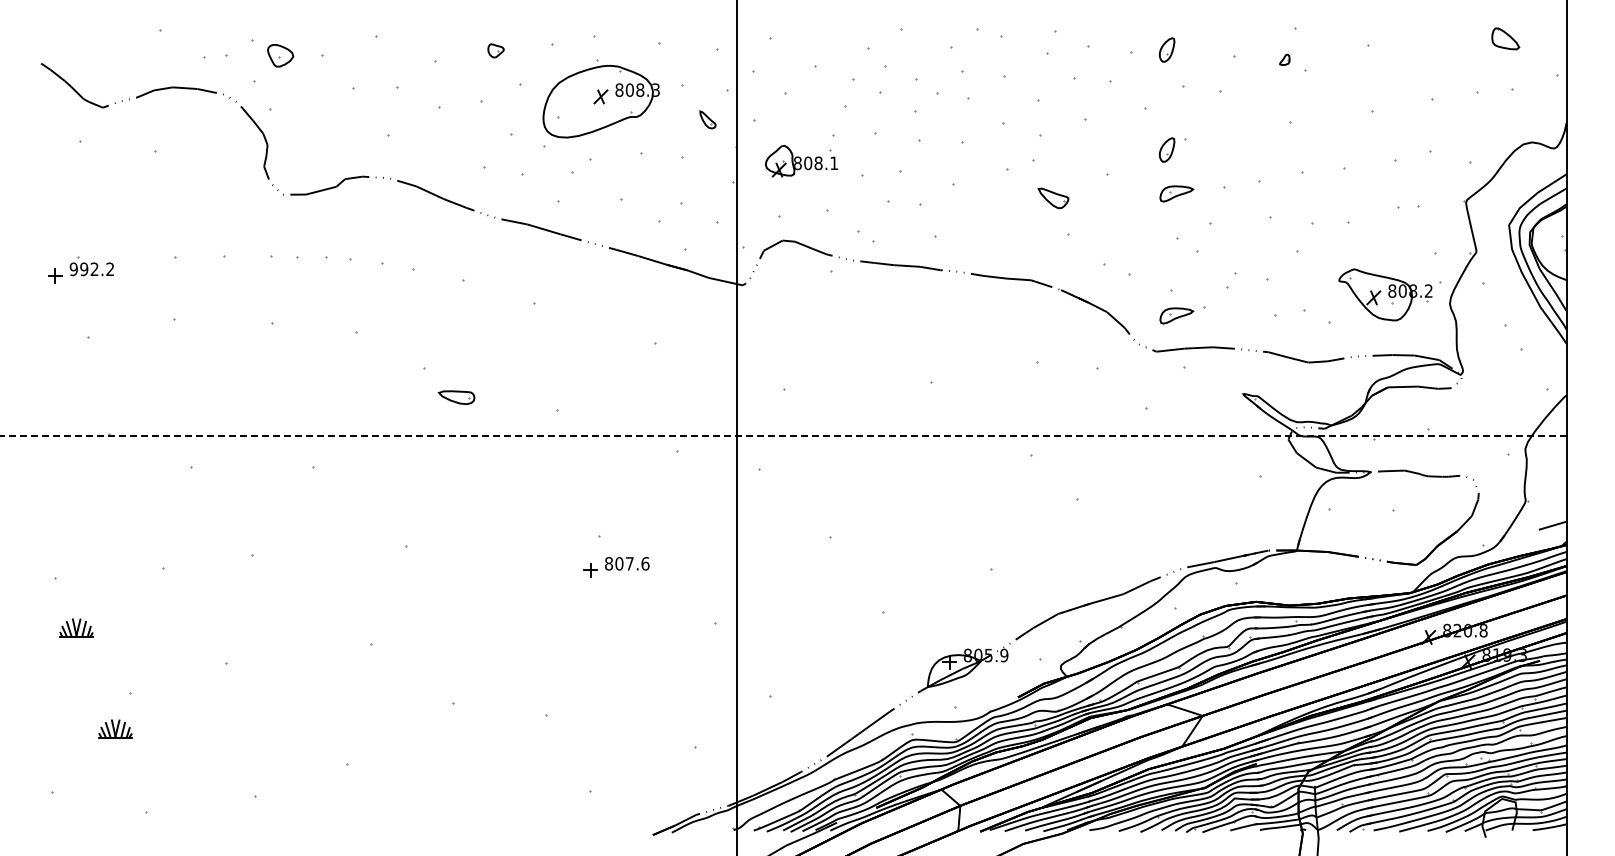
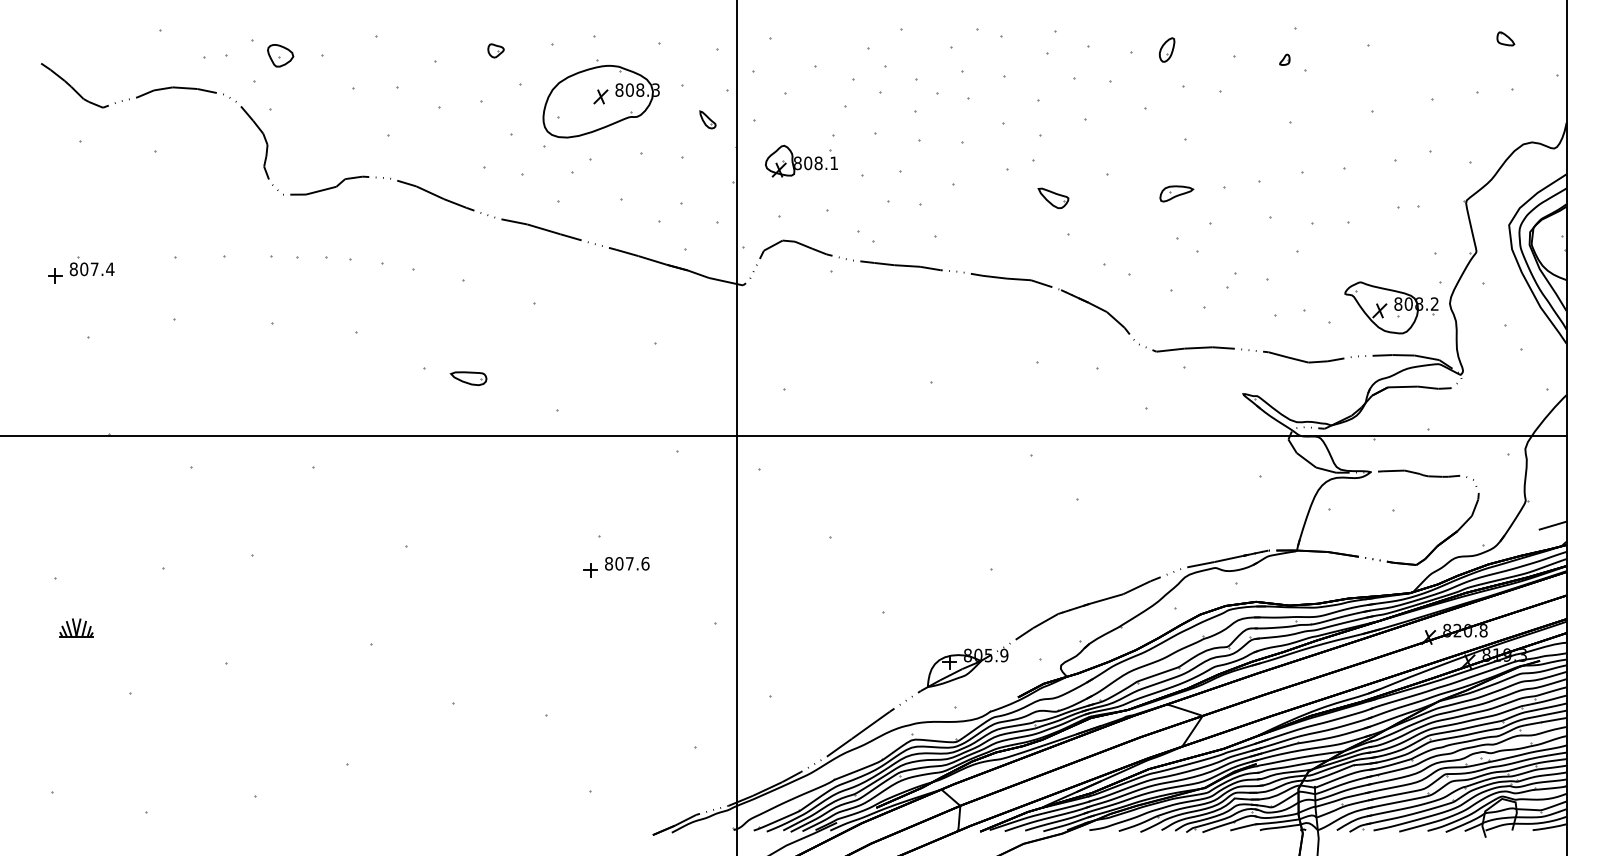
part size: 30x24 px -> 20x16 px (1505, 38)
part: present -> none (1166, 149)
text: 992.2 -> 807.4 (91, 269)
part position: (1385, 294) -> (1391, 307) (1391, 307)
part: present -> none (1176, 315)
part position: (456, 397) -> (468, 378) (468, 378)
line: dashed -> solid (783, 436)
part: present -> none (115, 728)
